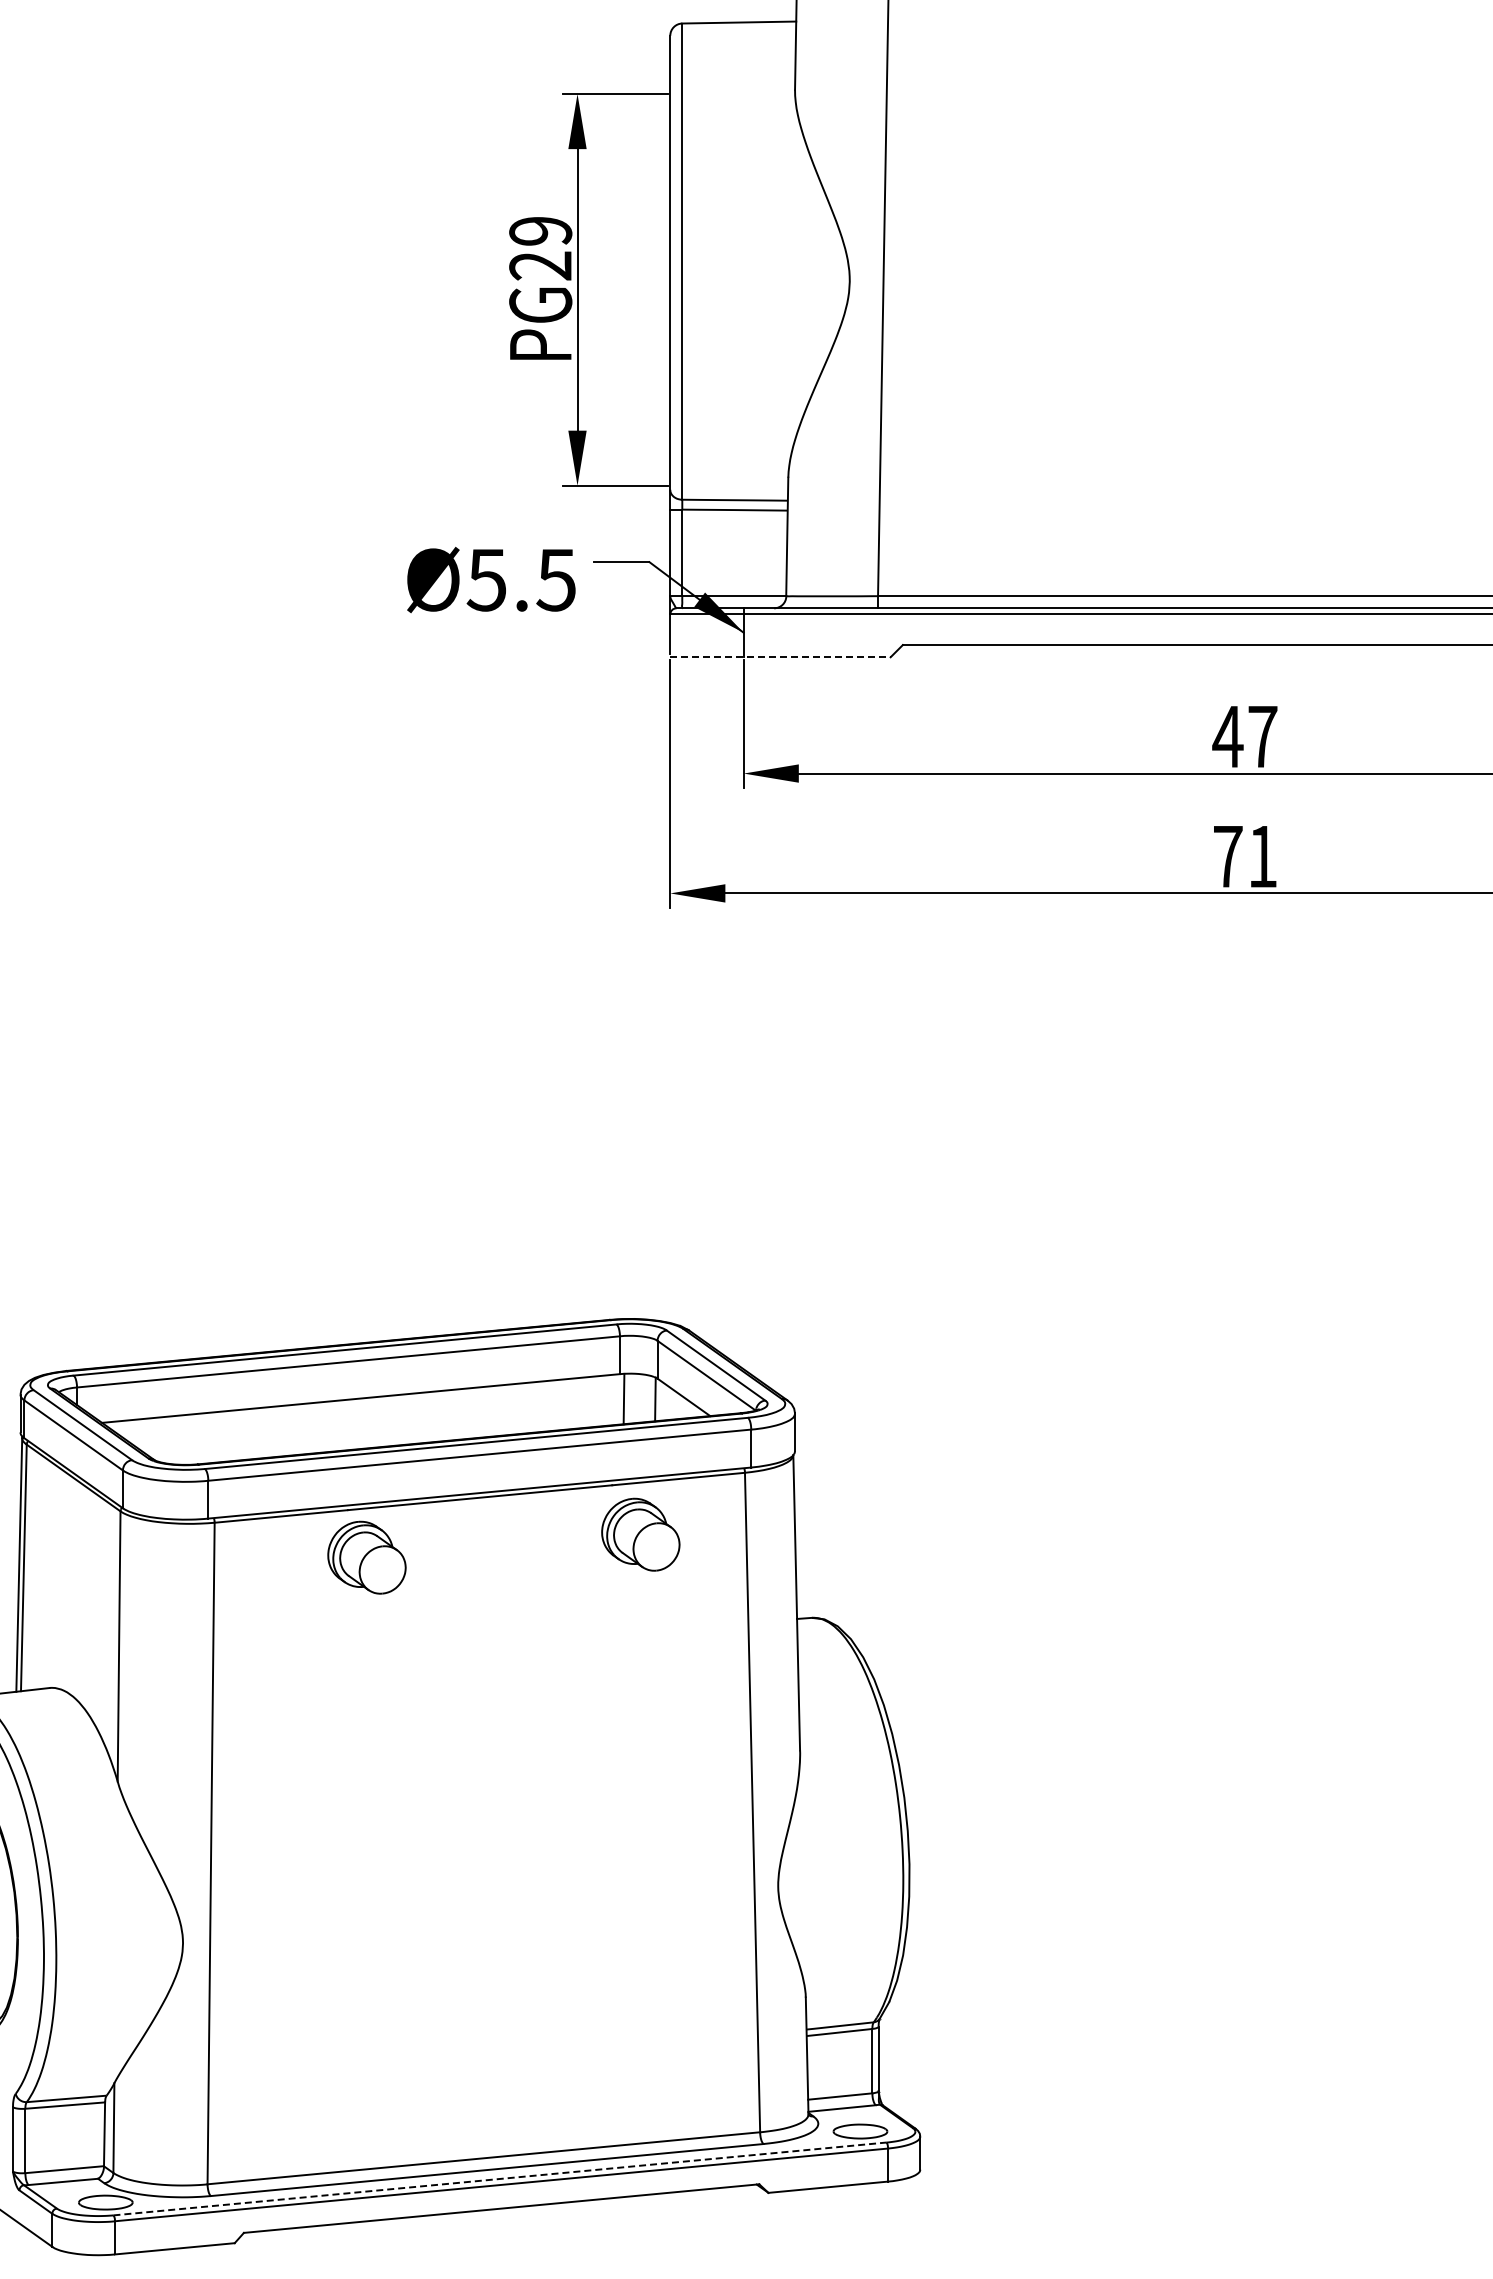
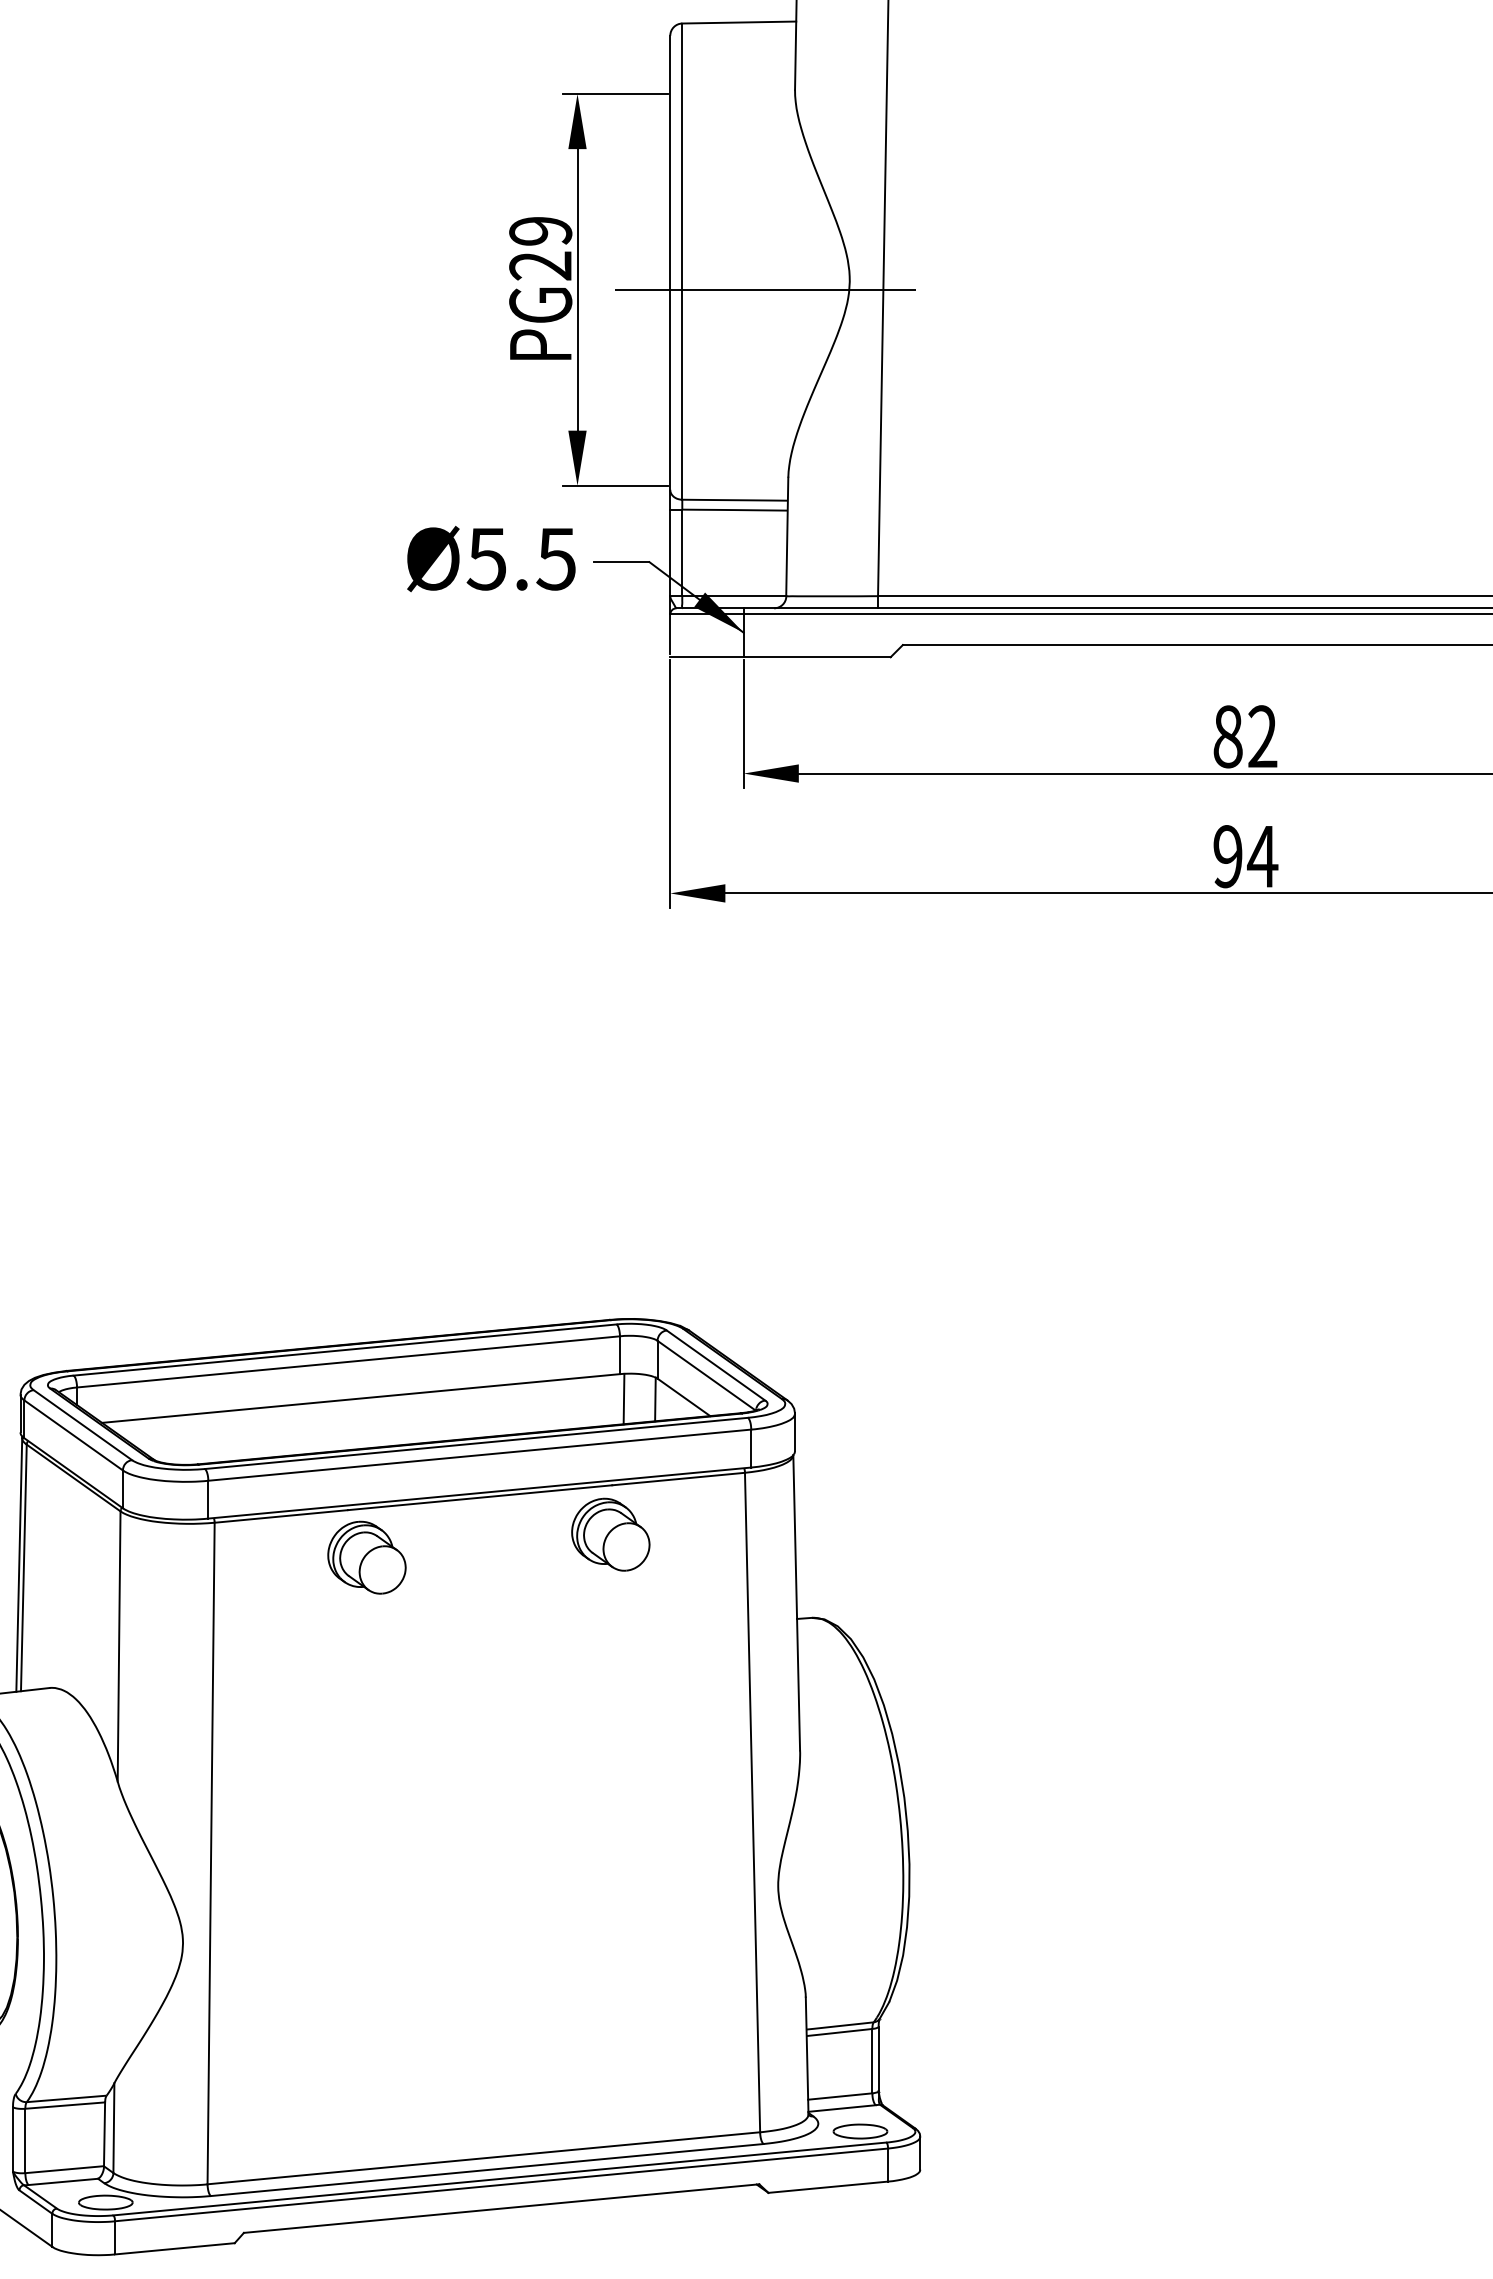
line: none -> present (765, 289)
text position: (491, 580) -> (491, 559) (491, 559)
line: dashed -> solid (780, 657)
text: 47 -> 82 (1244, 736)
text: 71 -> 94 (1245, 856)
part position: (640, 1534) -> (610, 1534) (610, 1534)
line: dashed -> solid (500, 2178)
